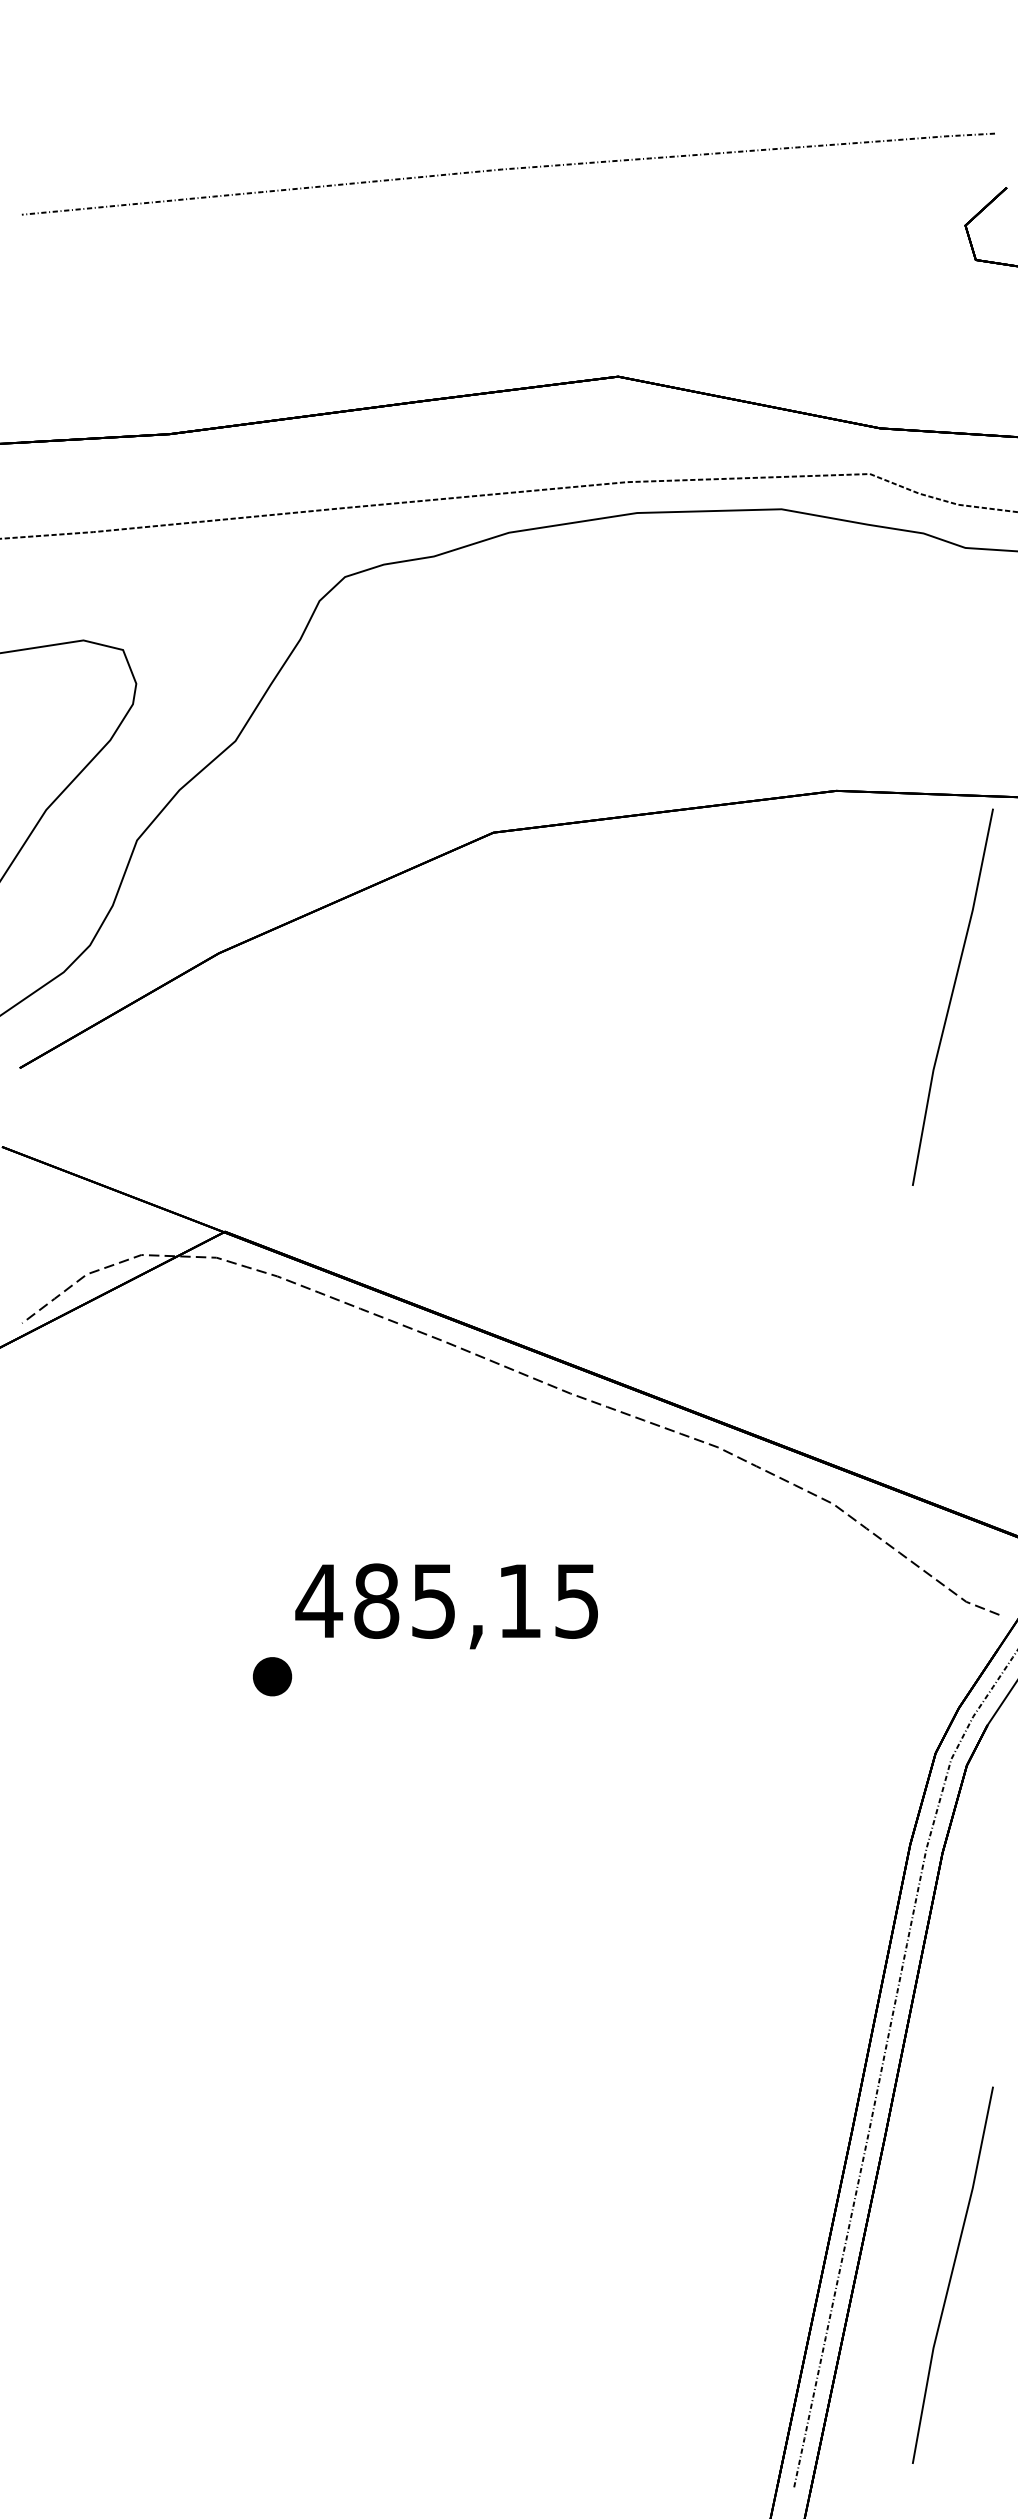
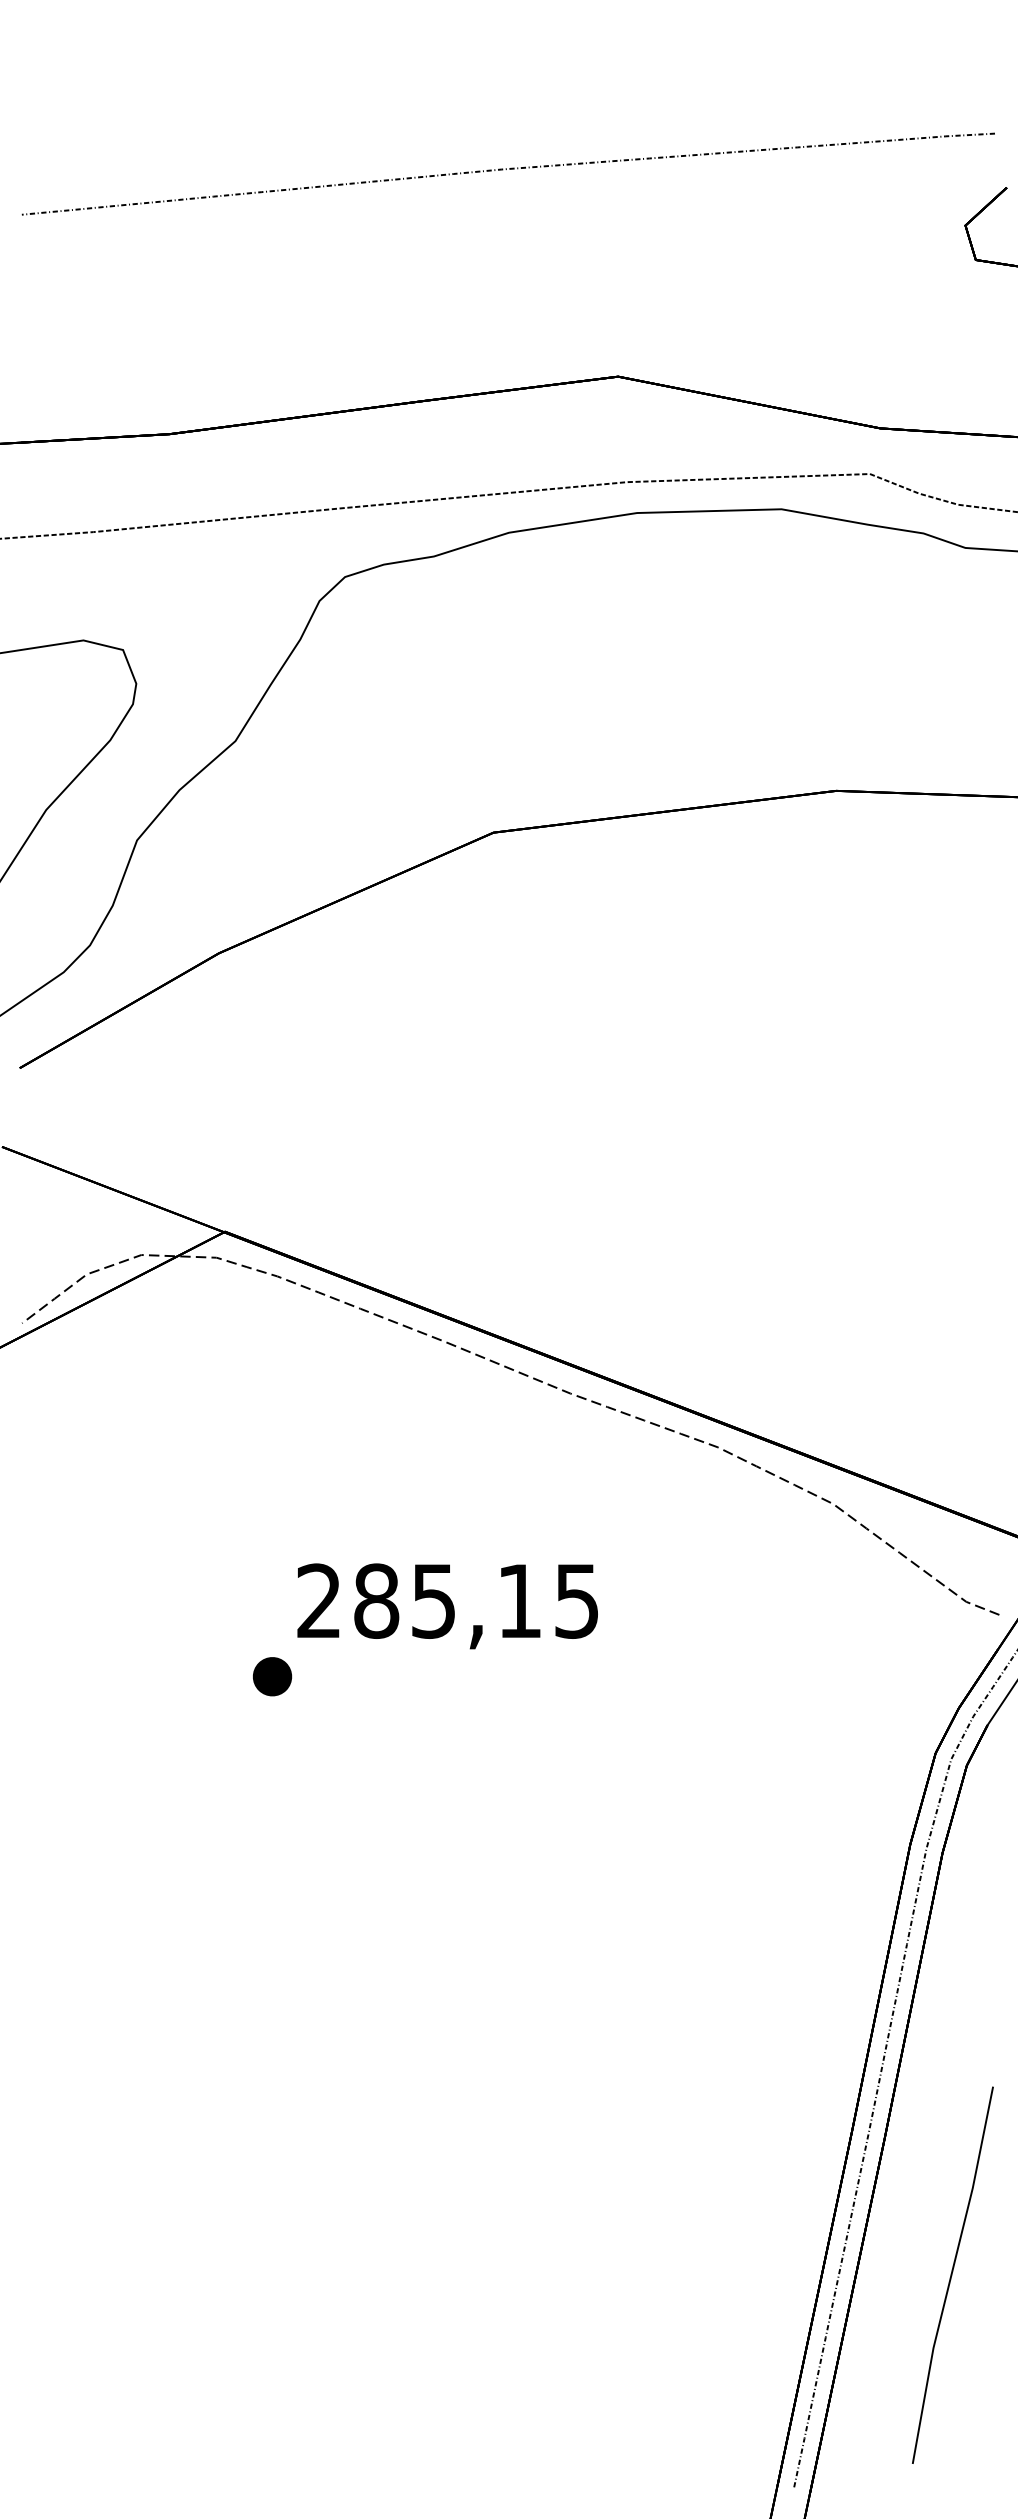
line: present -> none (952, 996)
text: 485,15 -> 285,15 (319, 1600)
